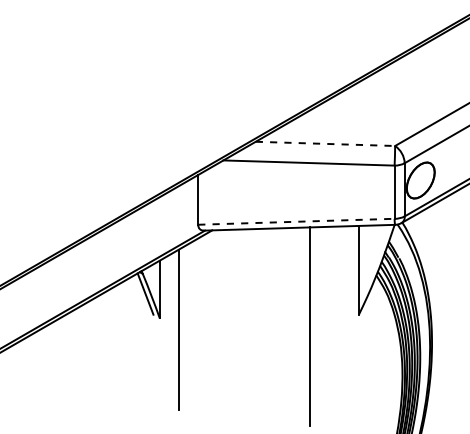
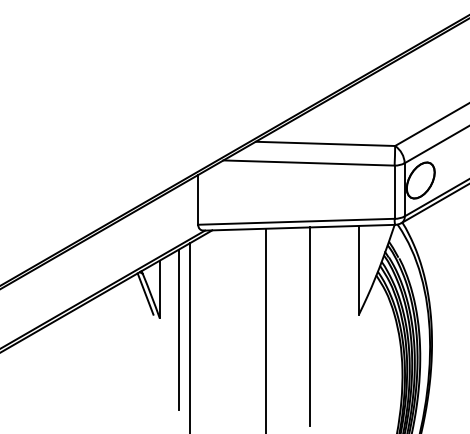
line: dashed -> solid (325, 143)
line: dashed -> solid (296, 221)
line: none -> present (266, 329)
line: none -> present (190, 336)
